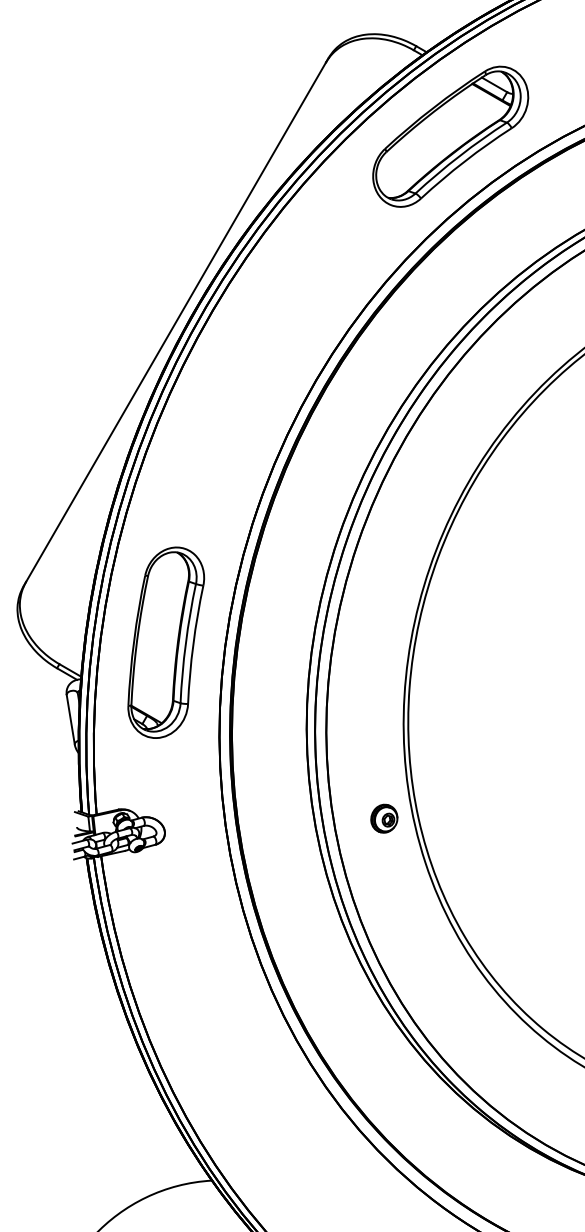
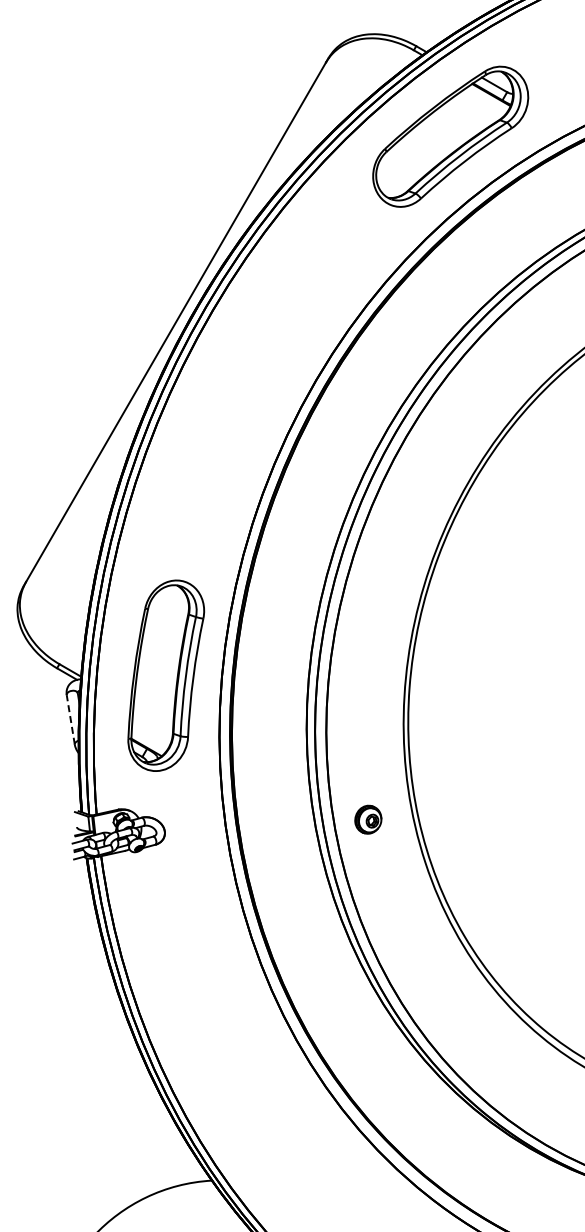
part position: (166, 642) -> (166, 675) (166, 675)
line: solid -> dashed (70, 719)
part position: (384, 818) -> (368, 819) (368, 819)
